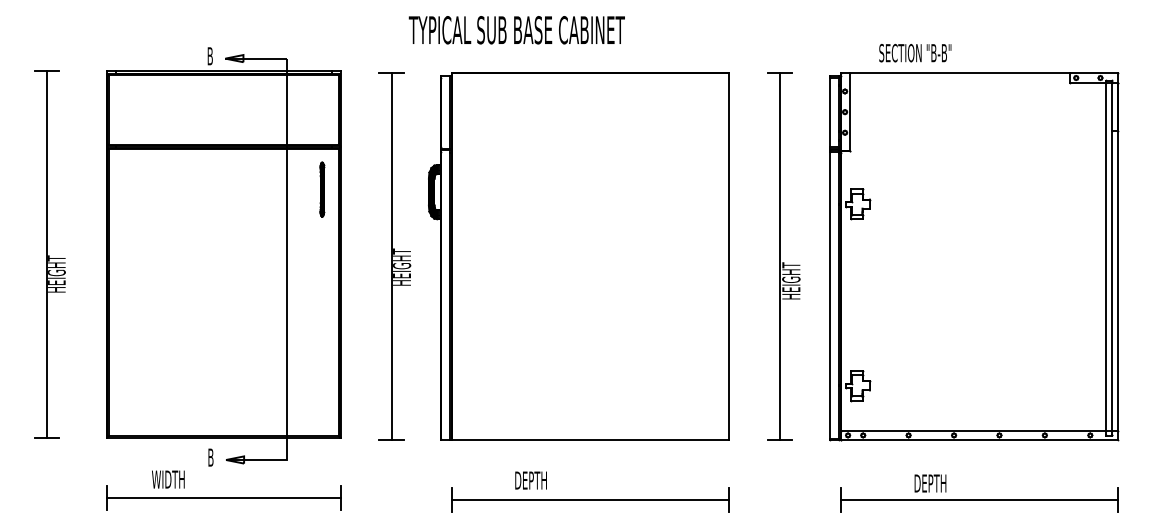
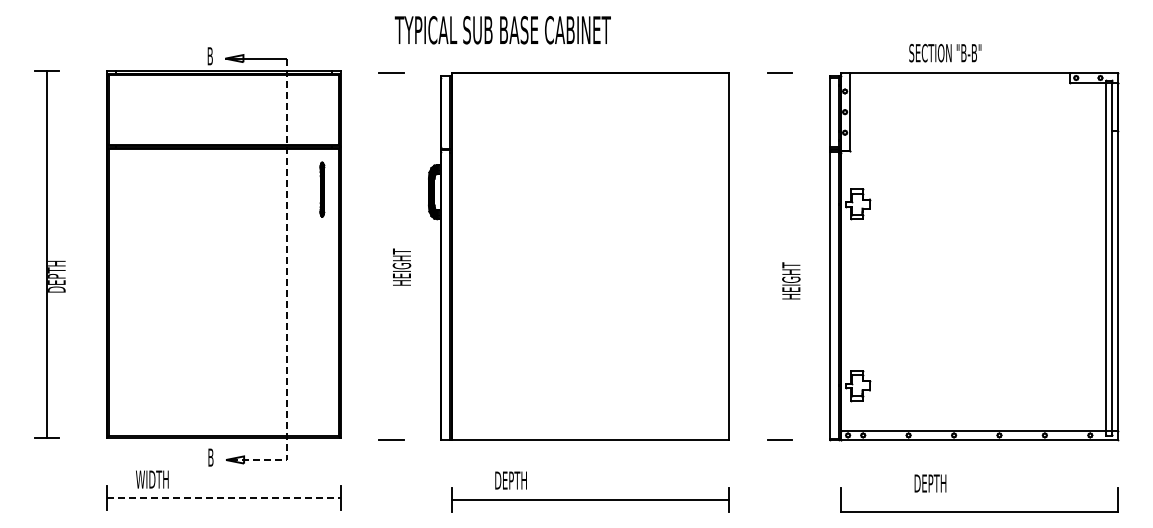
text position: (516, 30) -> (502, 30) (502, 30)
text position: (915, 53) -> (945, 53) (945, 53)
line: present -> none (391, 256)
line: present -> none (780, 256)
text: HEIGHT -> DEPTH (56, 273)
line: solid -> dashed (287, 291)
text position: (168, 479) -> (152, 479) (152, 479)
text position: (530, 480) -> (510, 480) (510, 480)
line: solid -> dashed (224, 497)
line position: (979, 500) -> (979, 512) (979, 512)
